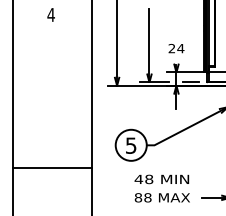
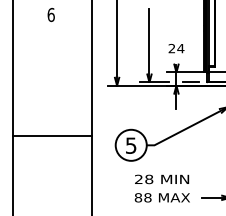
text: 4 -> 6 (50, 14)
line position: (52, 168) -> (52, 136) (52, 136)
text: 48 -> 28 (138, 178)
